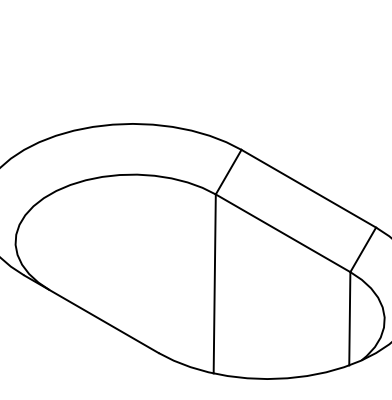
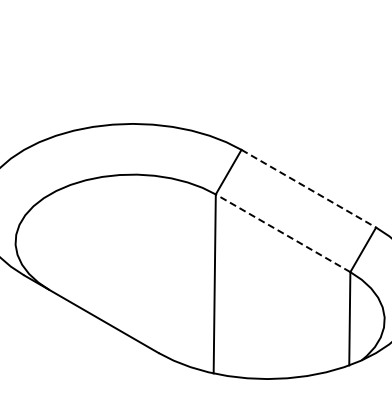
line: solid -> dashed (308, 188)
line: solid -> dashed (283, 233)
